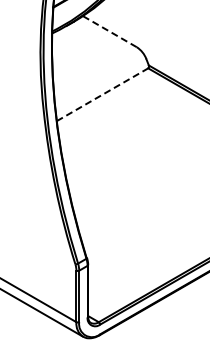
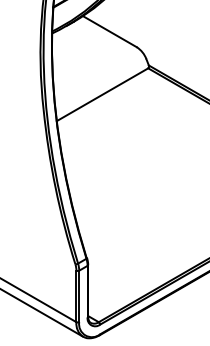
line: dashed -> solid (109, 31)
line: dashed -> solid (102, 94)
